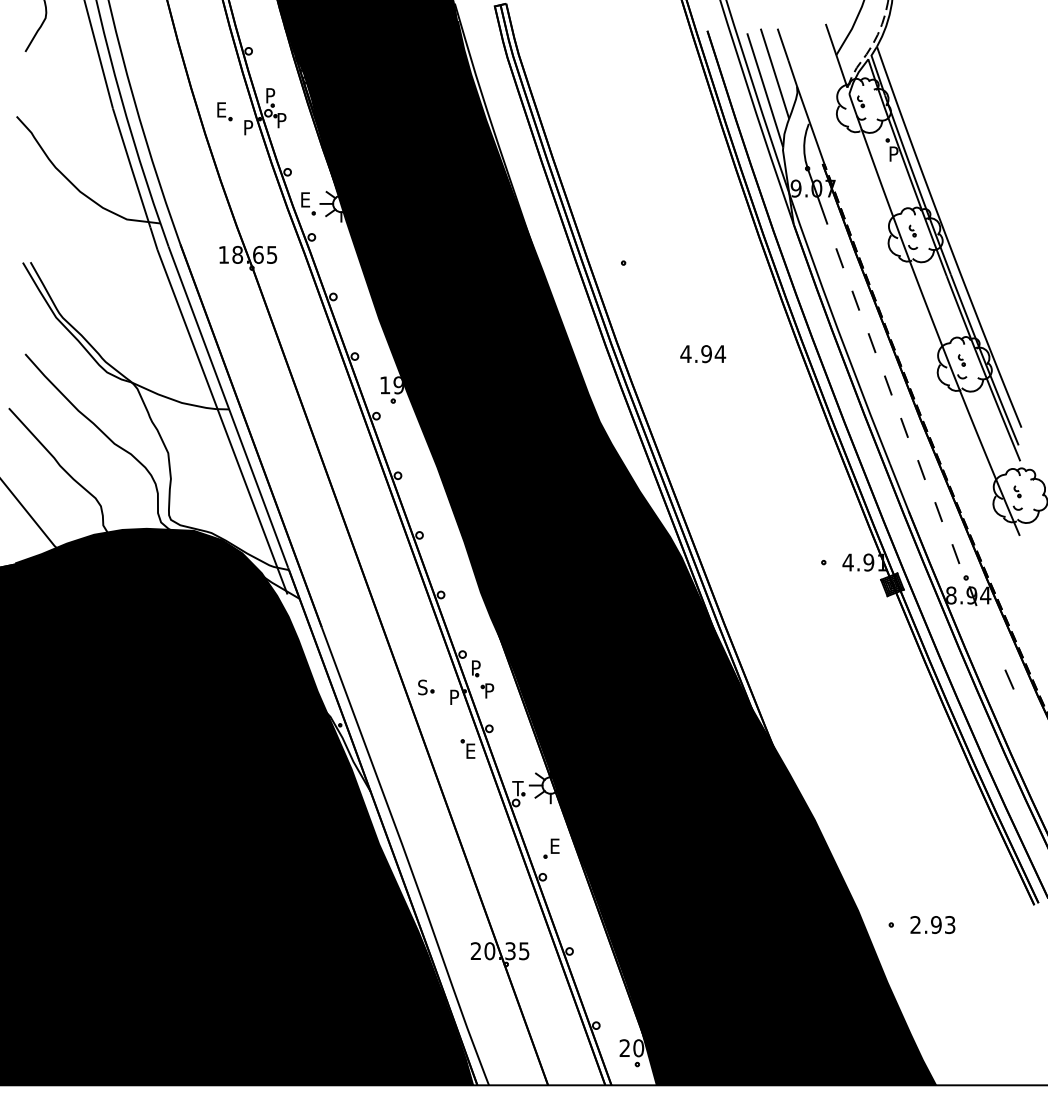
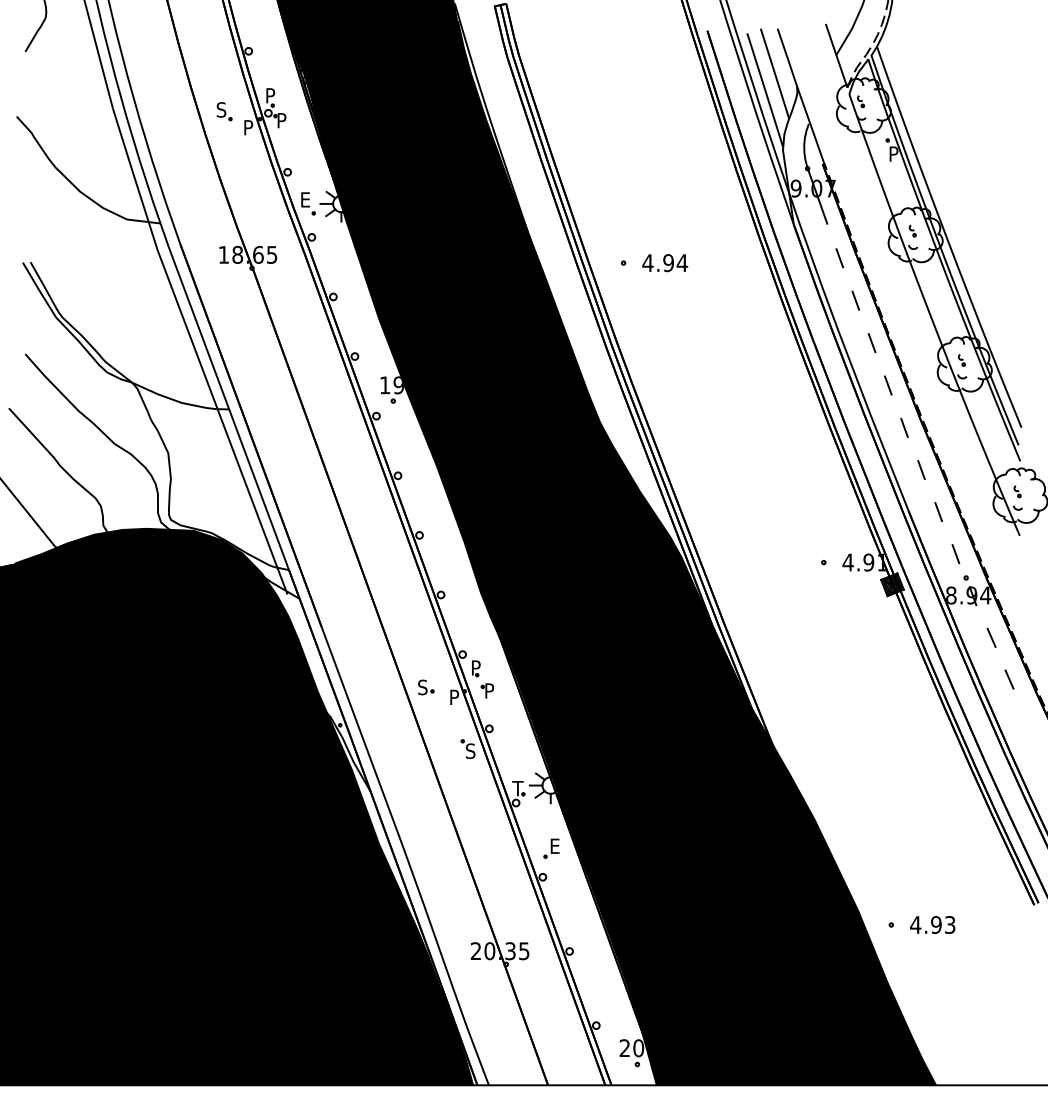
text: E -> S (221, 109)
text position: (703, 354) -> (665, 263) (665, 263)
line: none -> present (991, 637)
text: E -> S (470, 751)
text: 2.93 -> 4.93 (915, 924)
